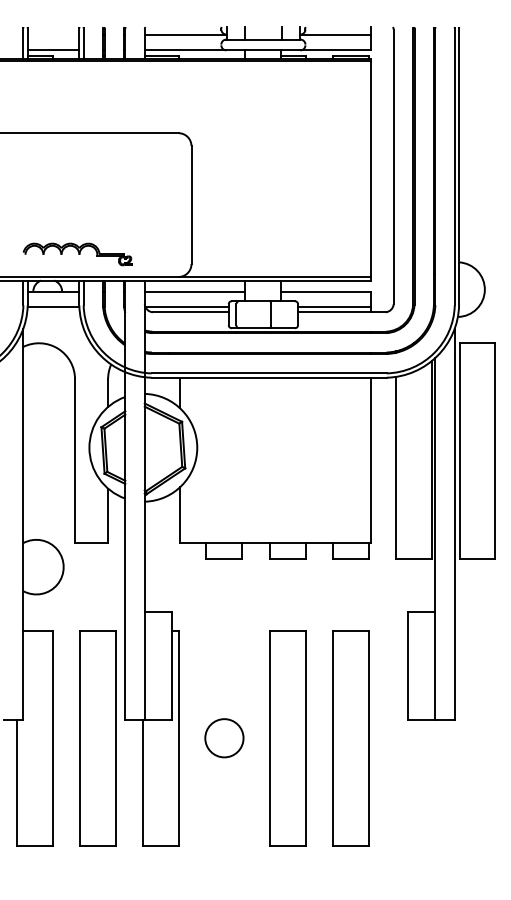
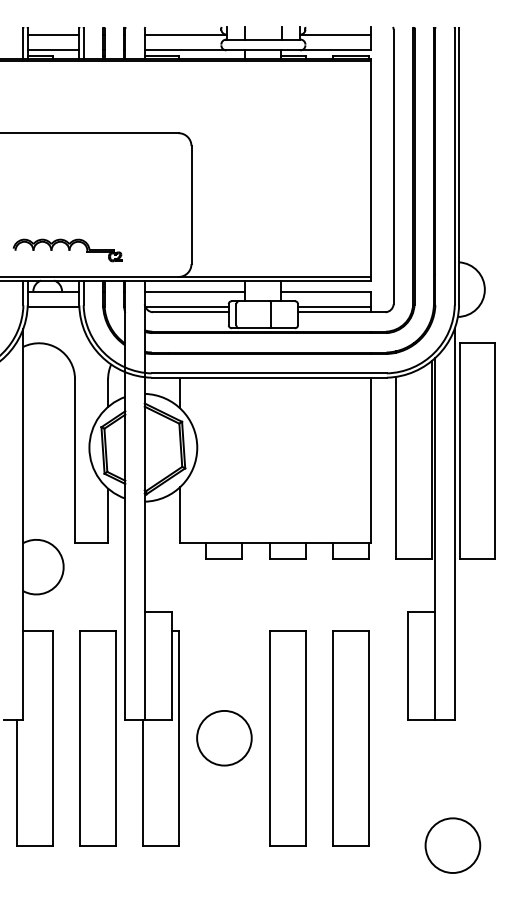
line: none -> present (53, 34)
part position: (77, 254) -> (67, 250) (67, 250)
circle diameter: 38 px -> 55 px (224, 737)
circle: none -> present (452, 845)
